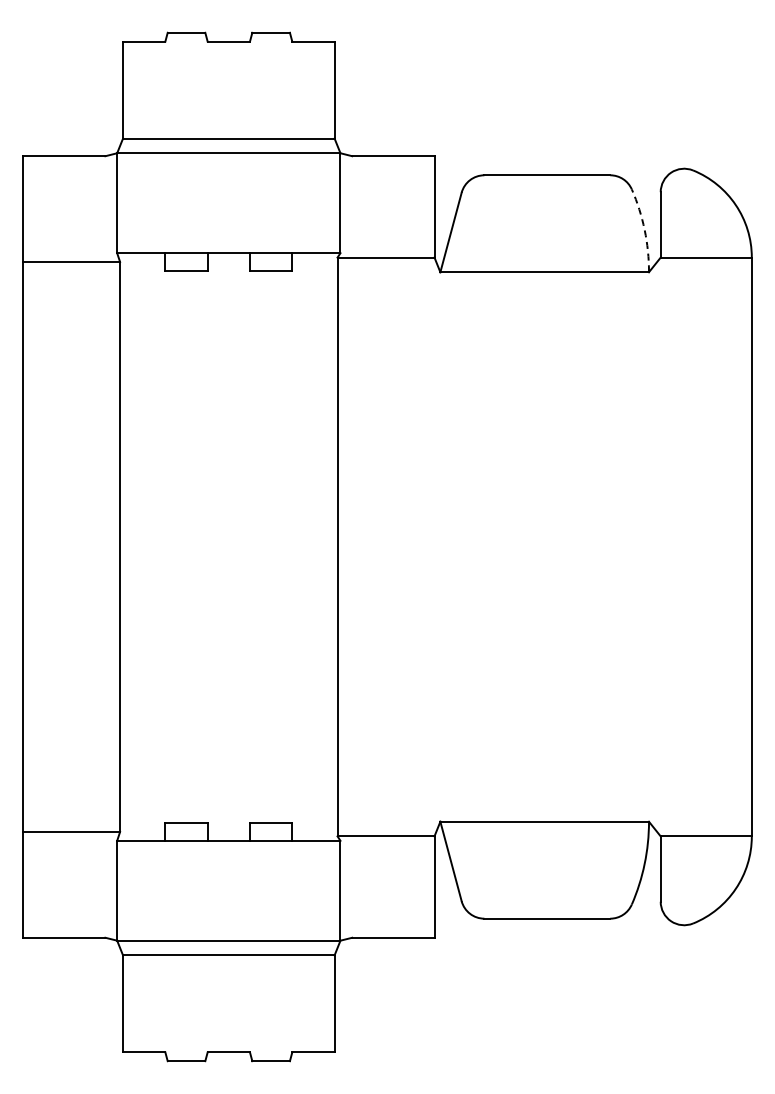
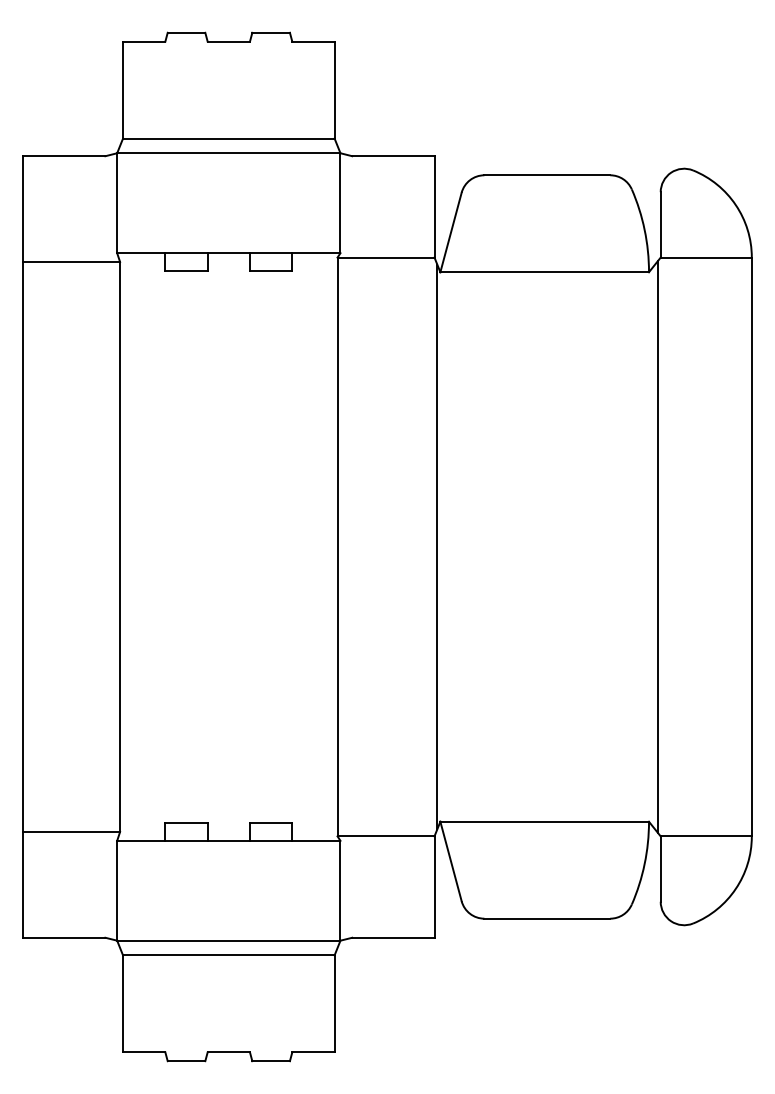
arc: dashed -> solid (644, 230)
line: none -> present (437, 546)
line: none -> present (657, 546)
